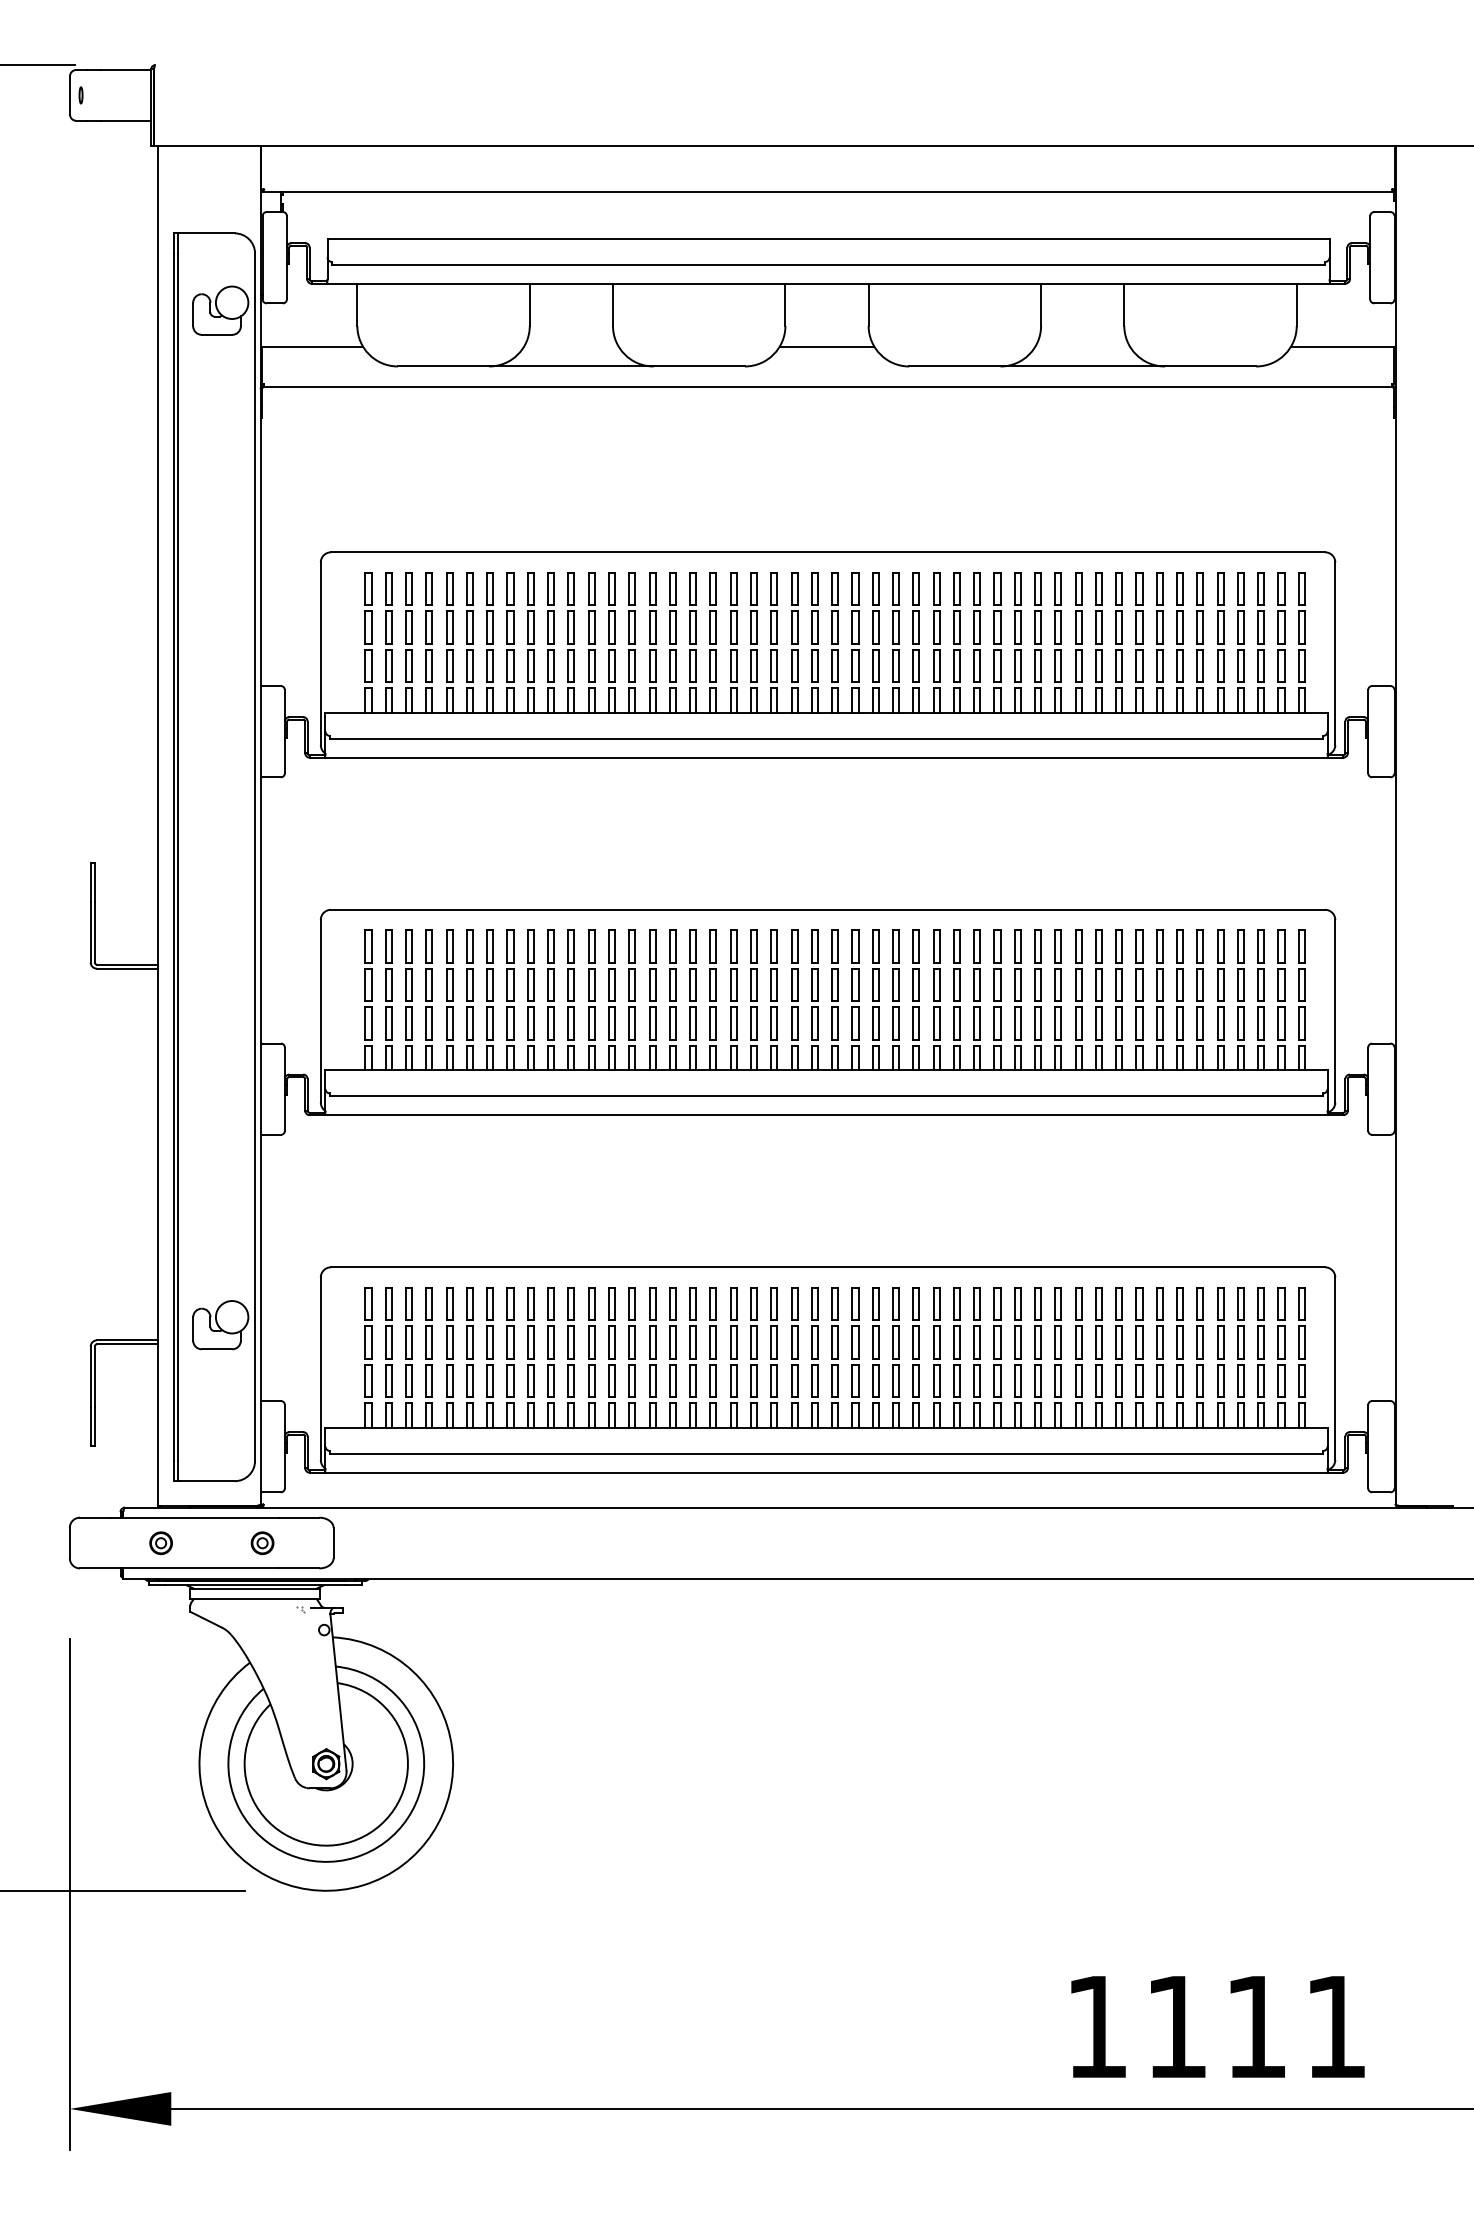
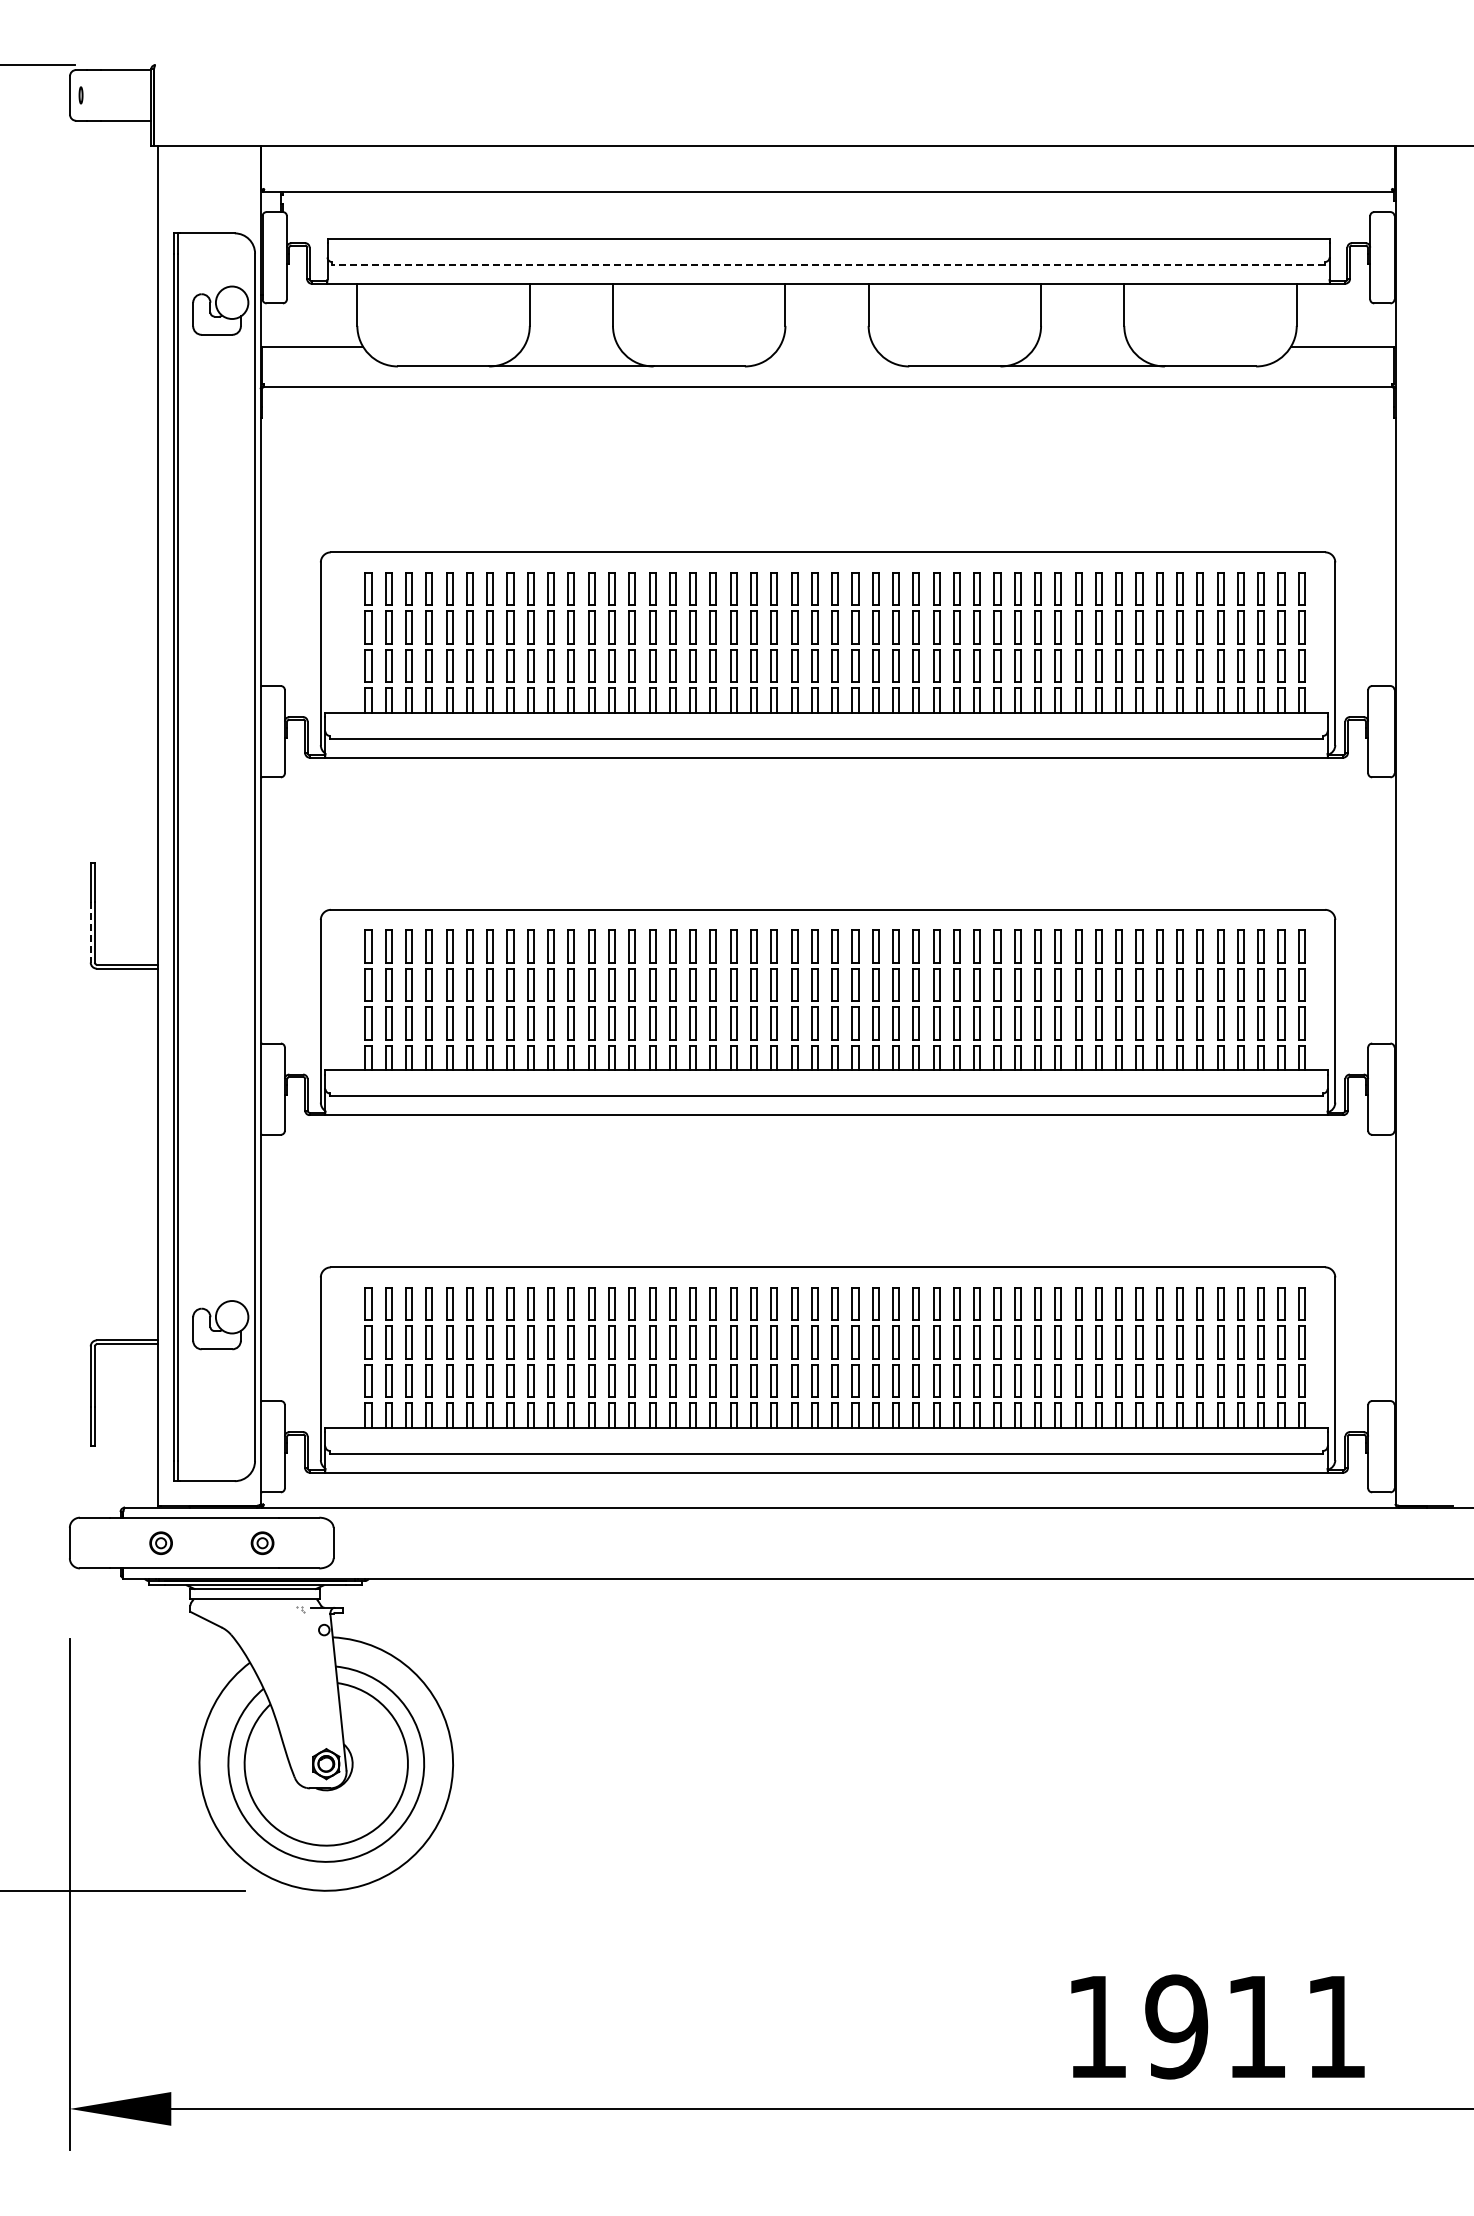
line: solid -> dashed (828, 265)
line: present -> none (826, 346)
line: solid -> dashed (90, 932)
text: 1111 -> 1911 (1176, 2026)
